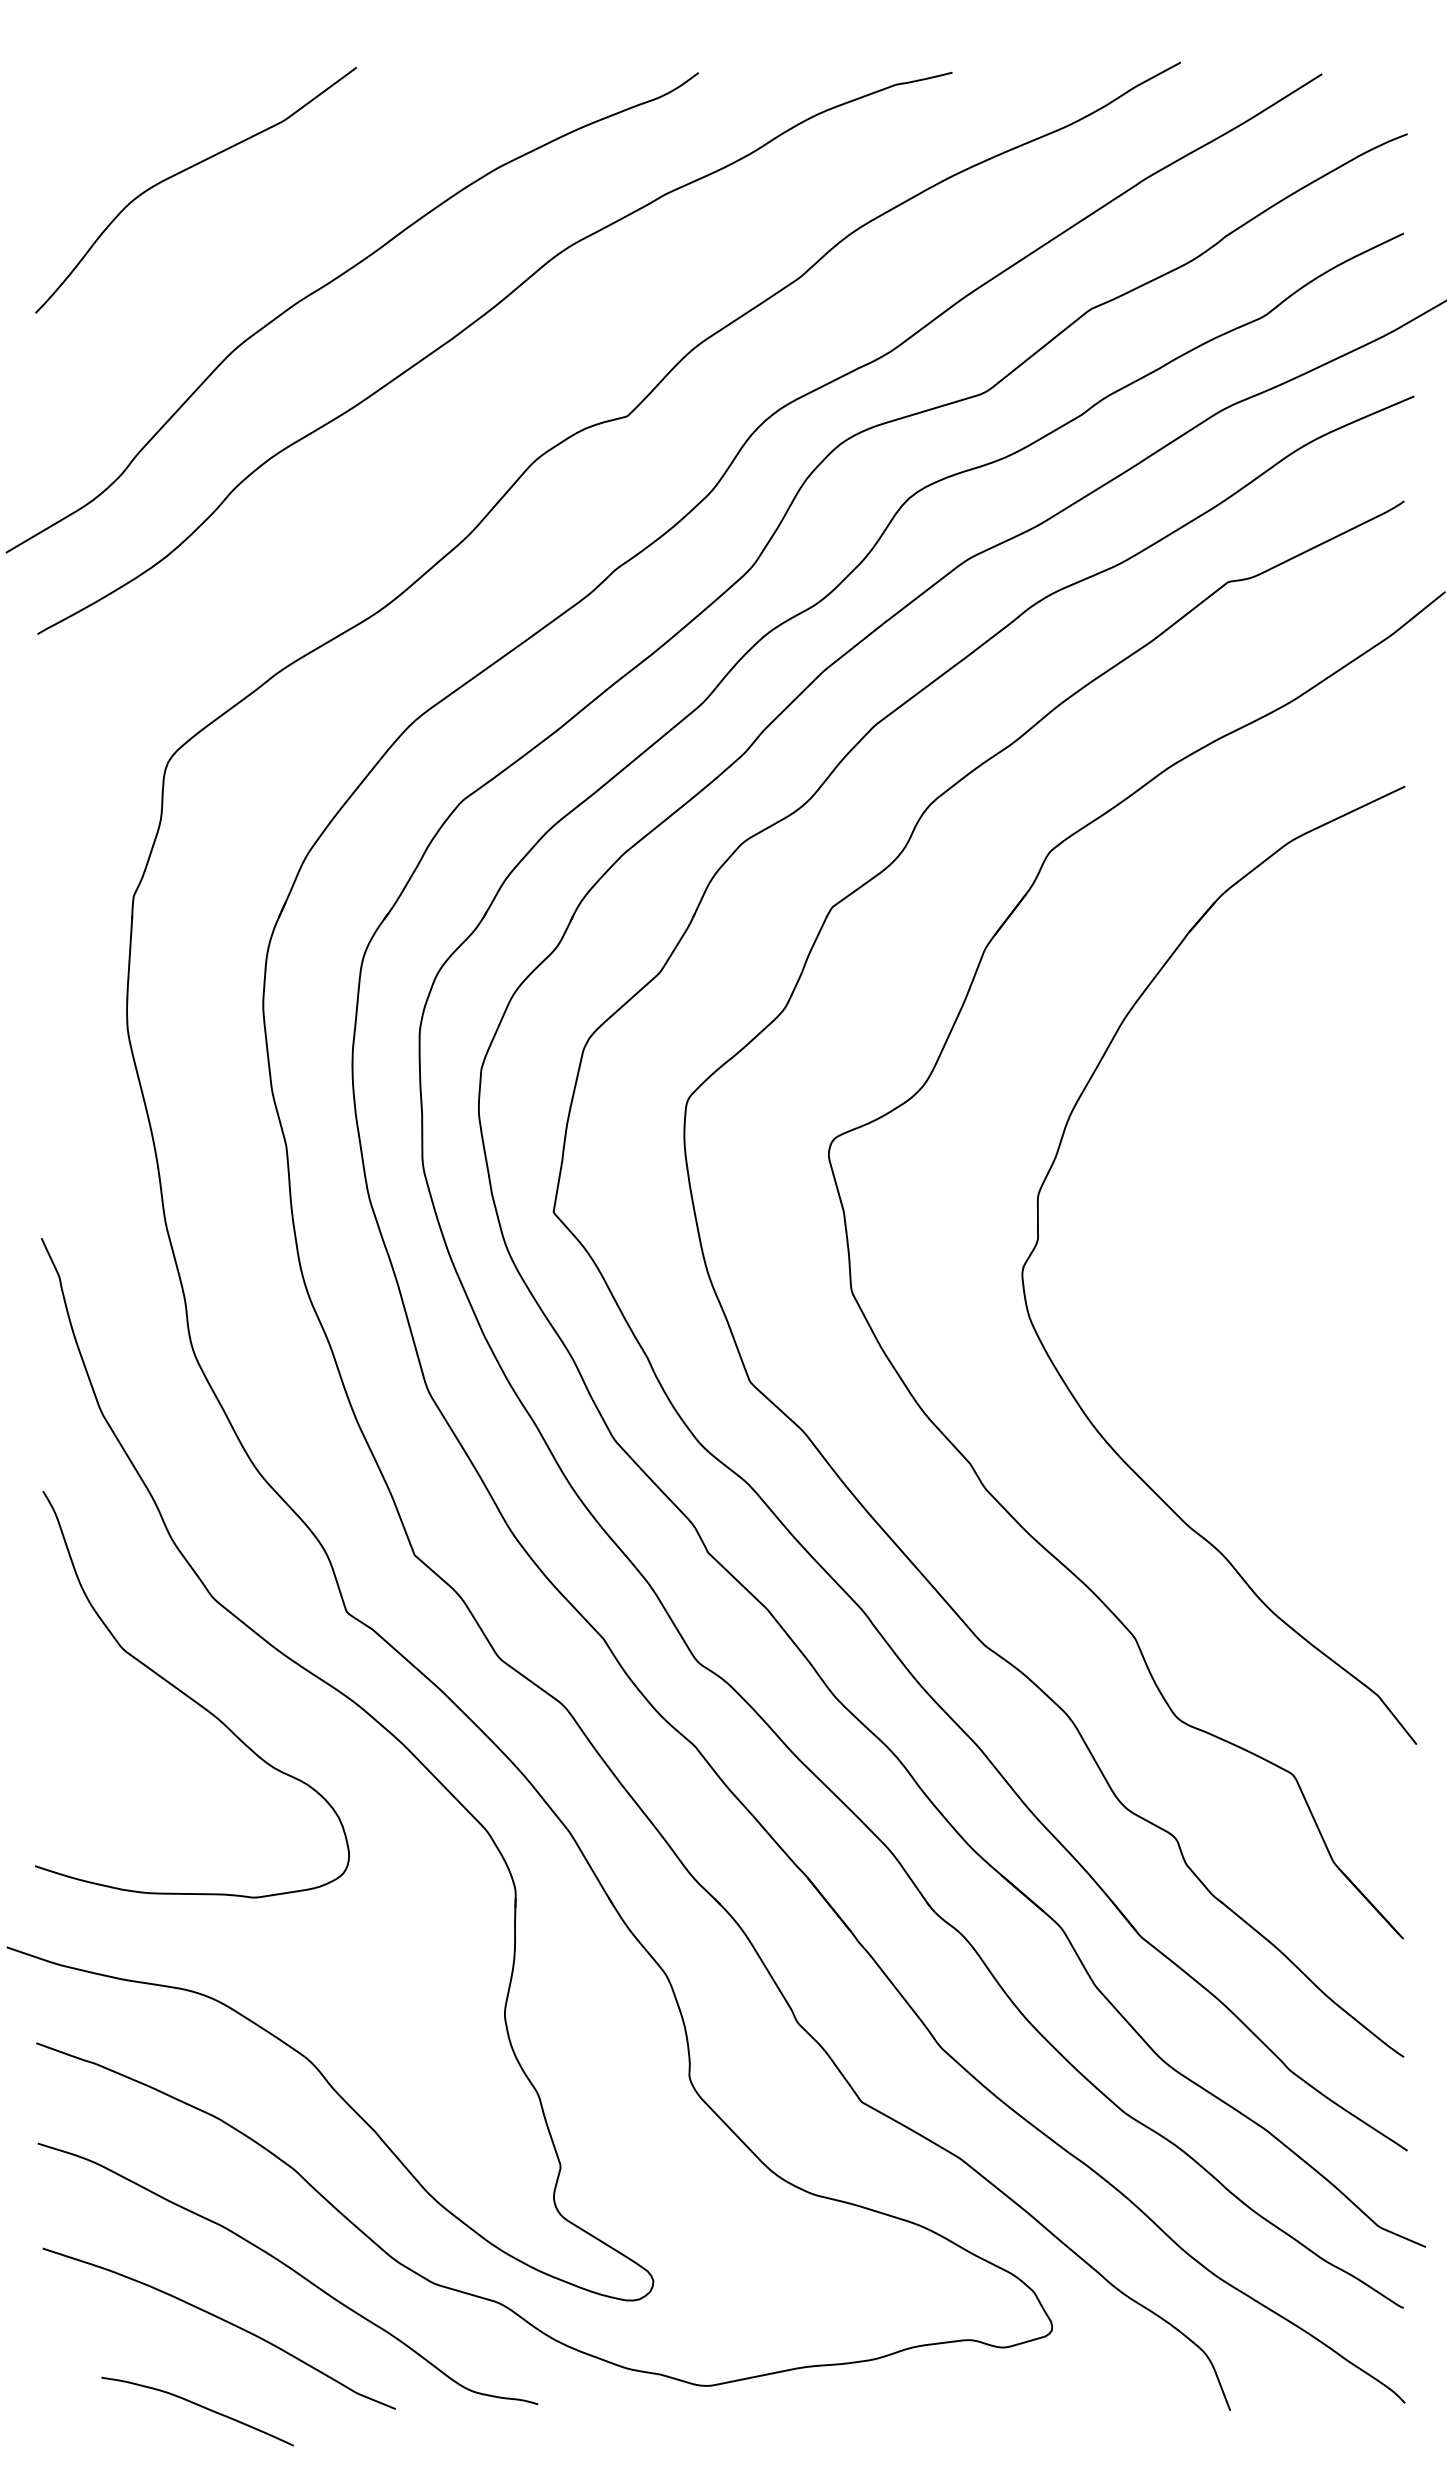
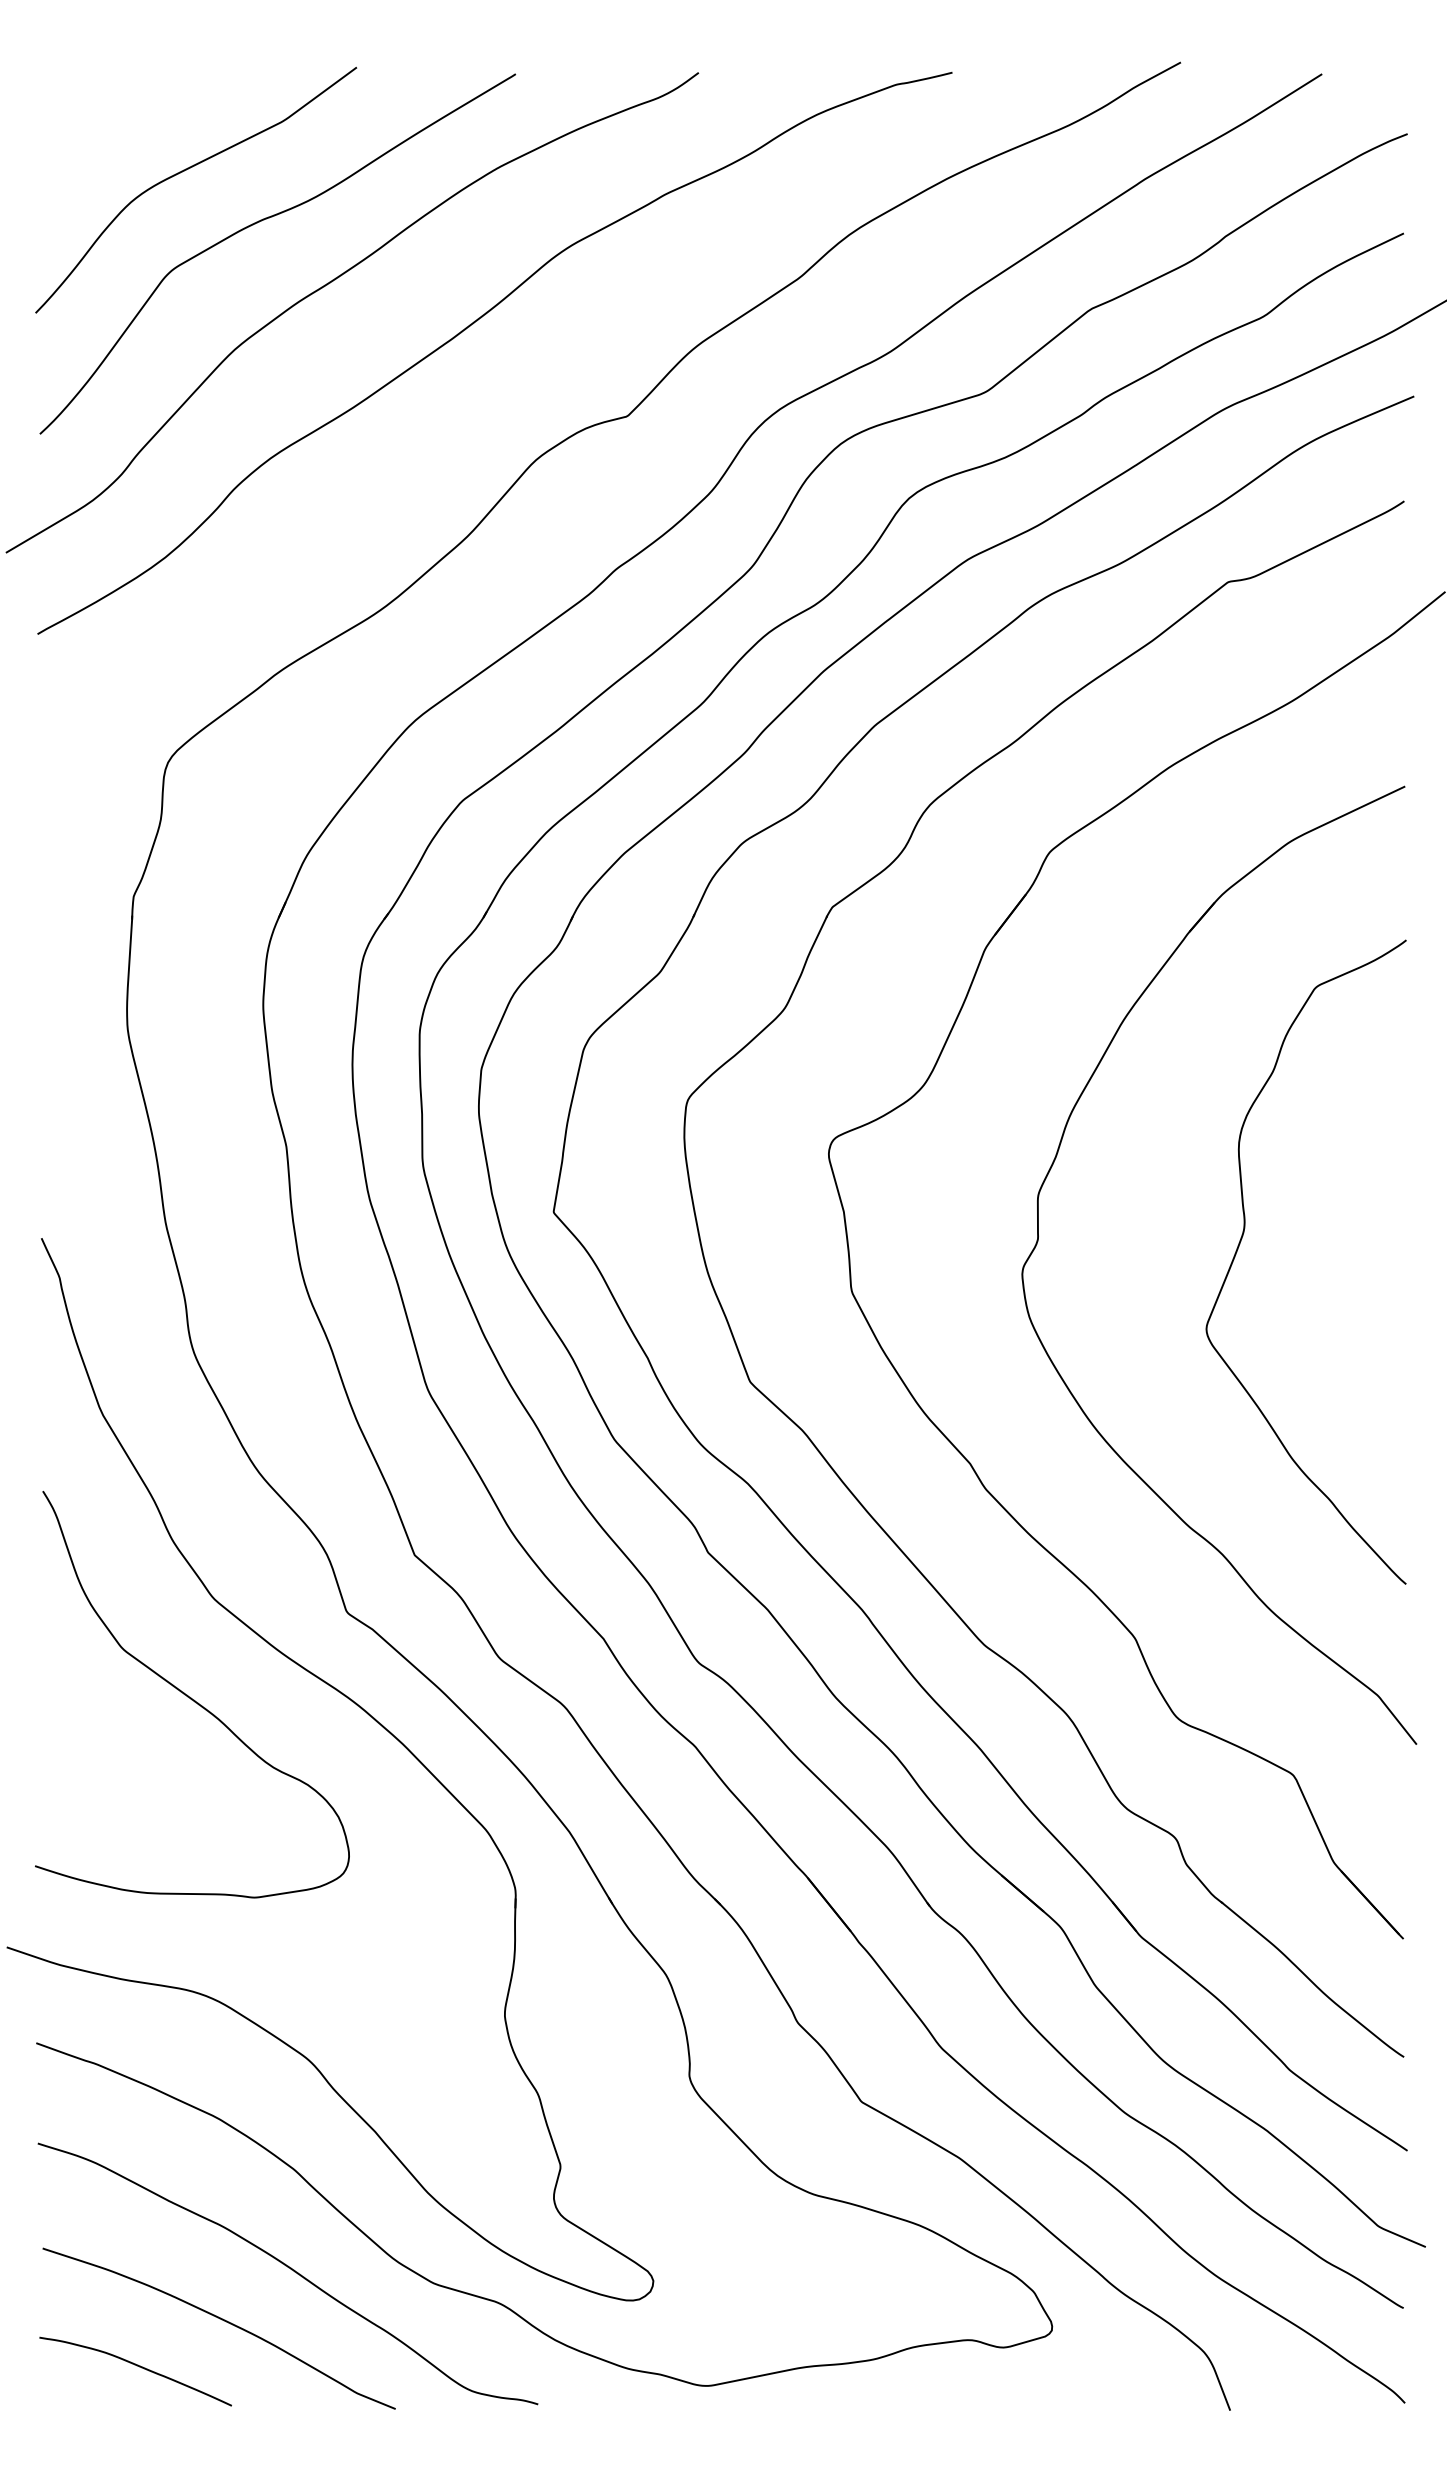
curve: none -> present (264, 220)
curve: none -> present (1243, 1236)
curve position: (199, 2406) -> (137, 2366) (137, 2366)
